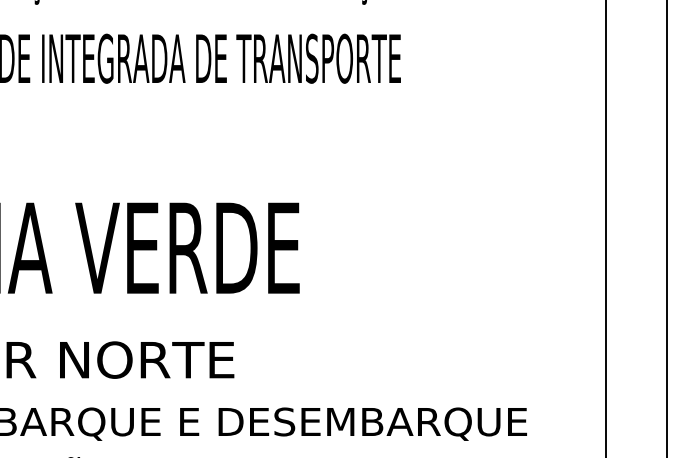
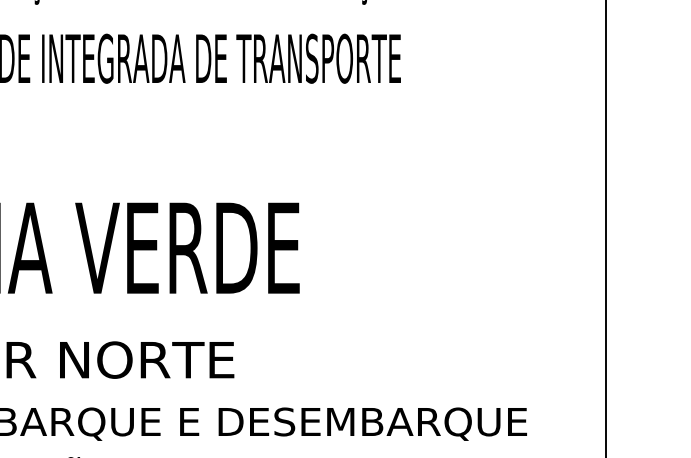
line: present -> none (666, 228)
